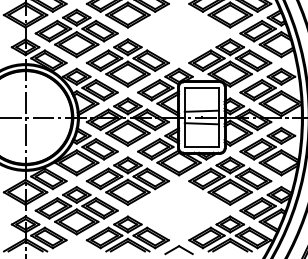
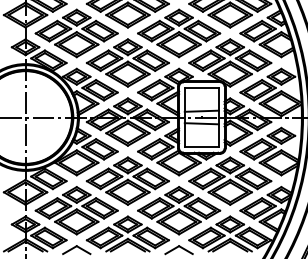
part: none -> present (179, 33)
part: none -> present (179, 210)
part: none -> present (76, 250)
